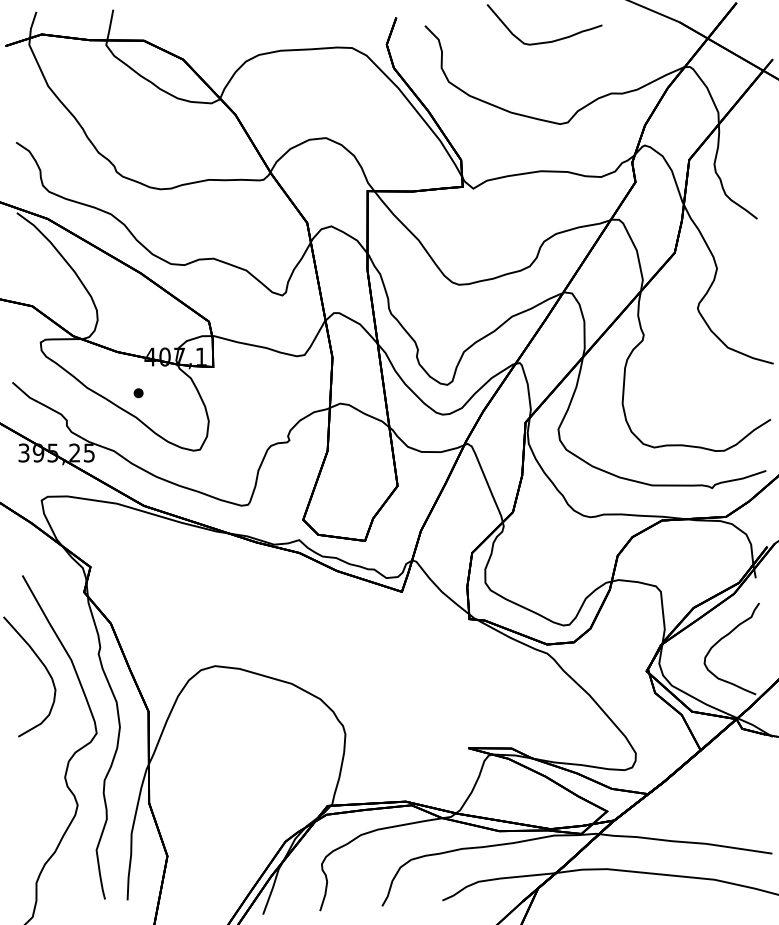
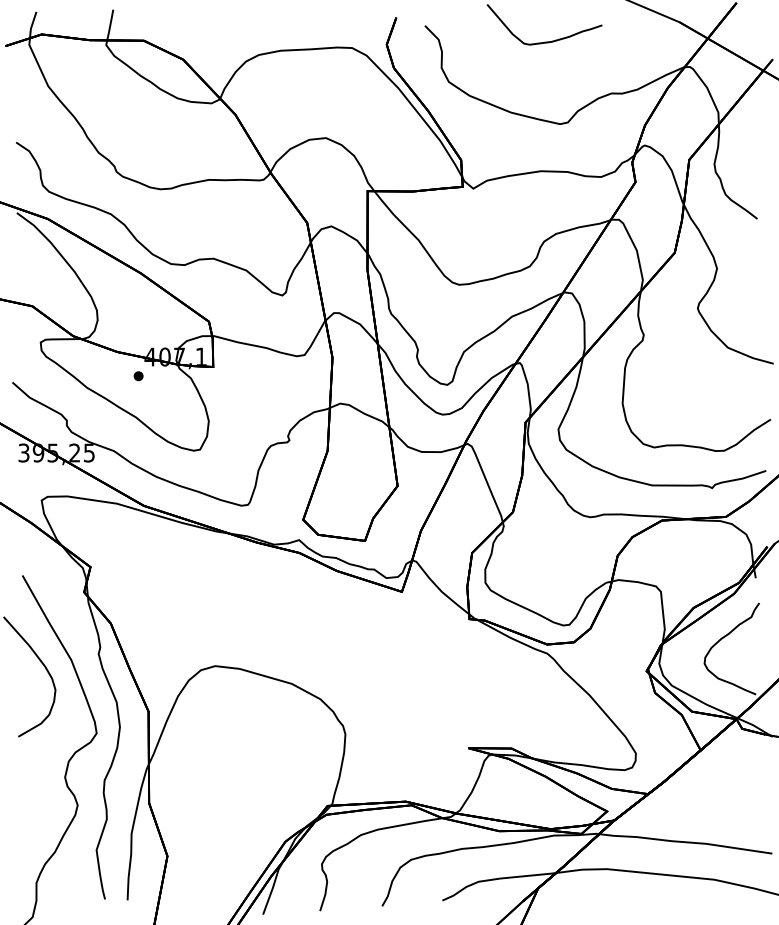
part position: (138, 393) -> (138, 376) (138, 376)
